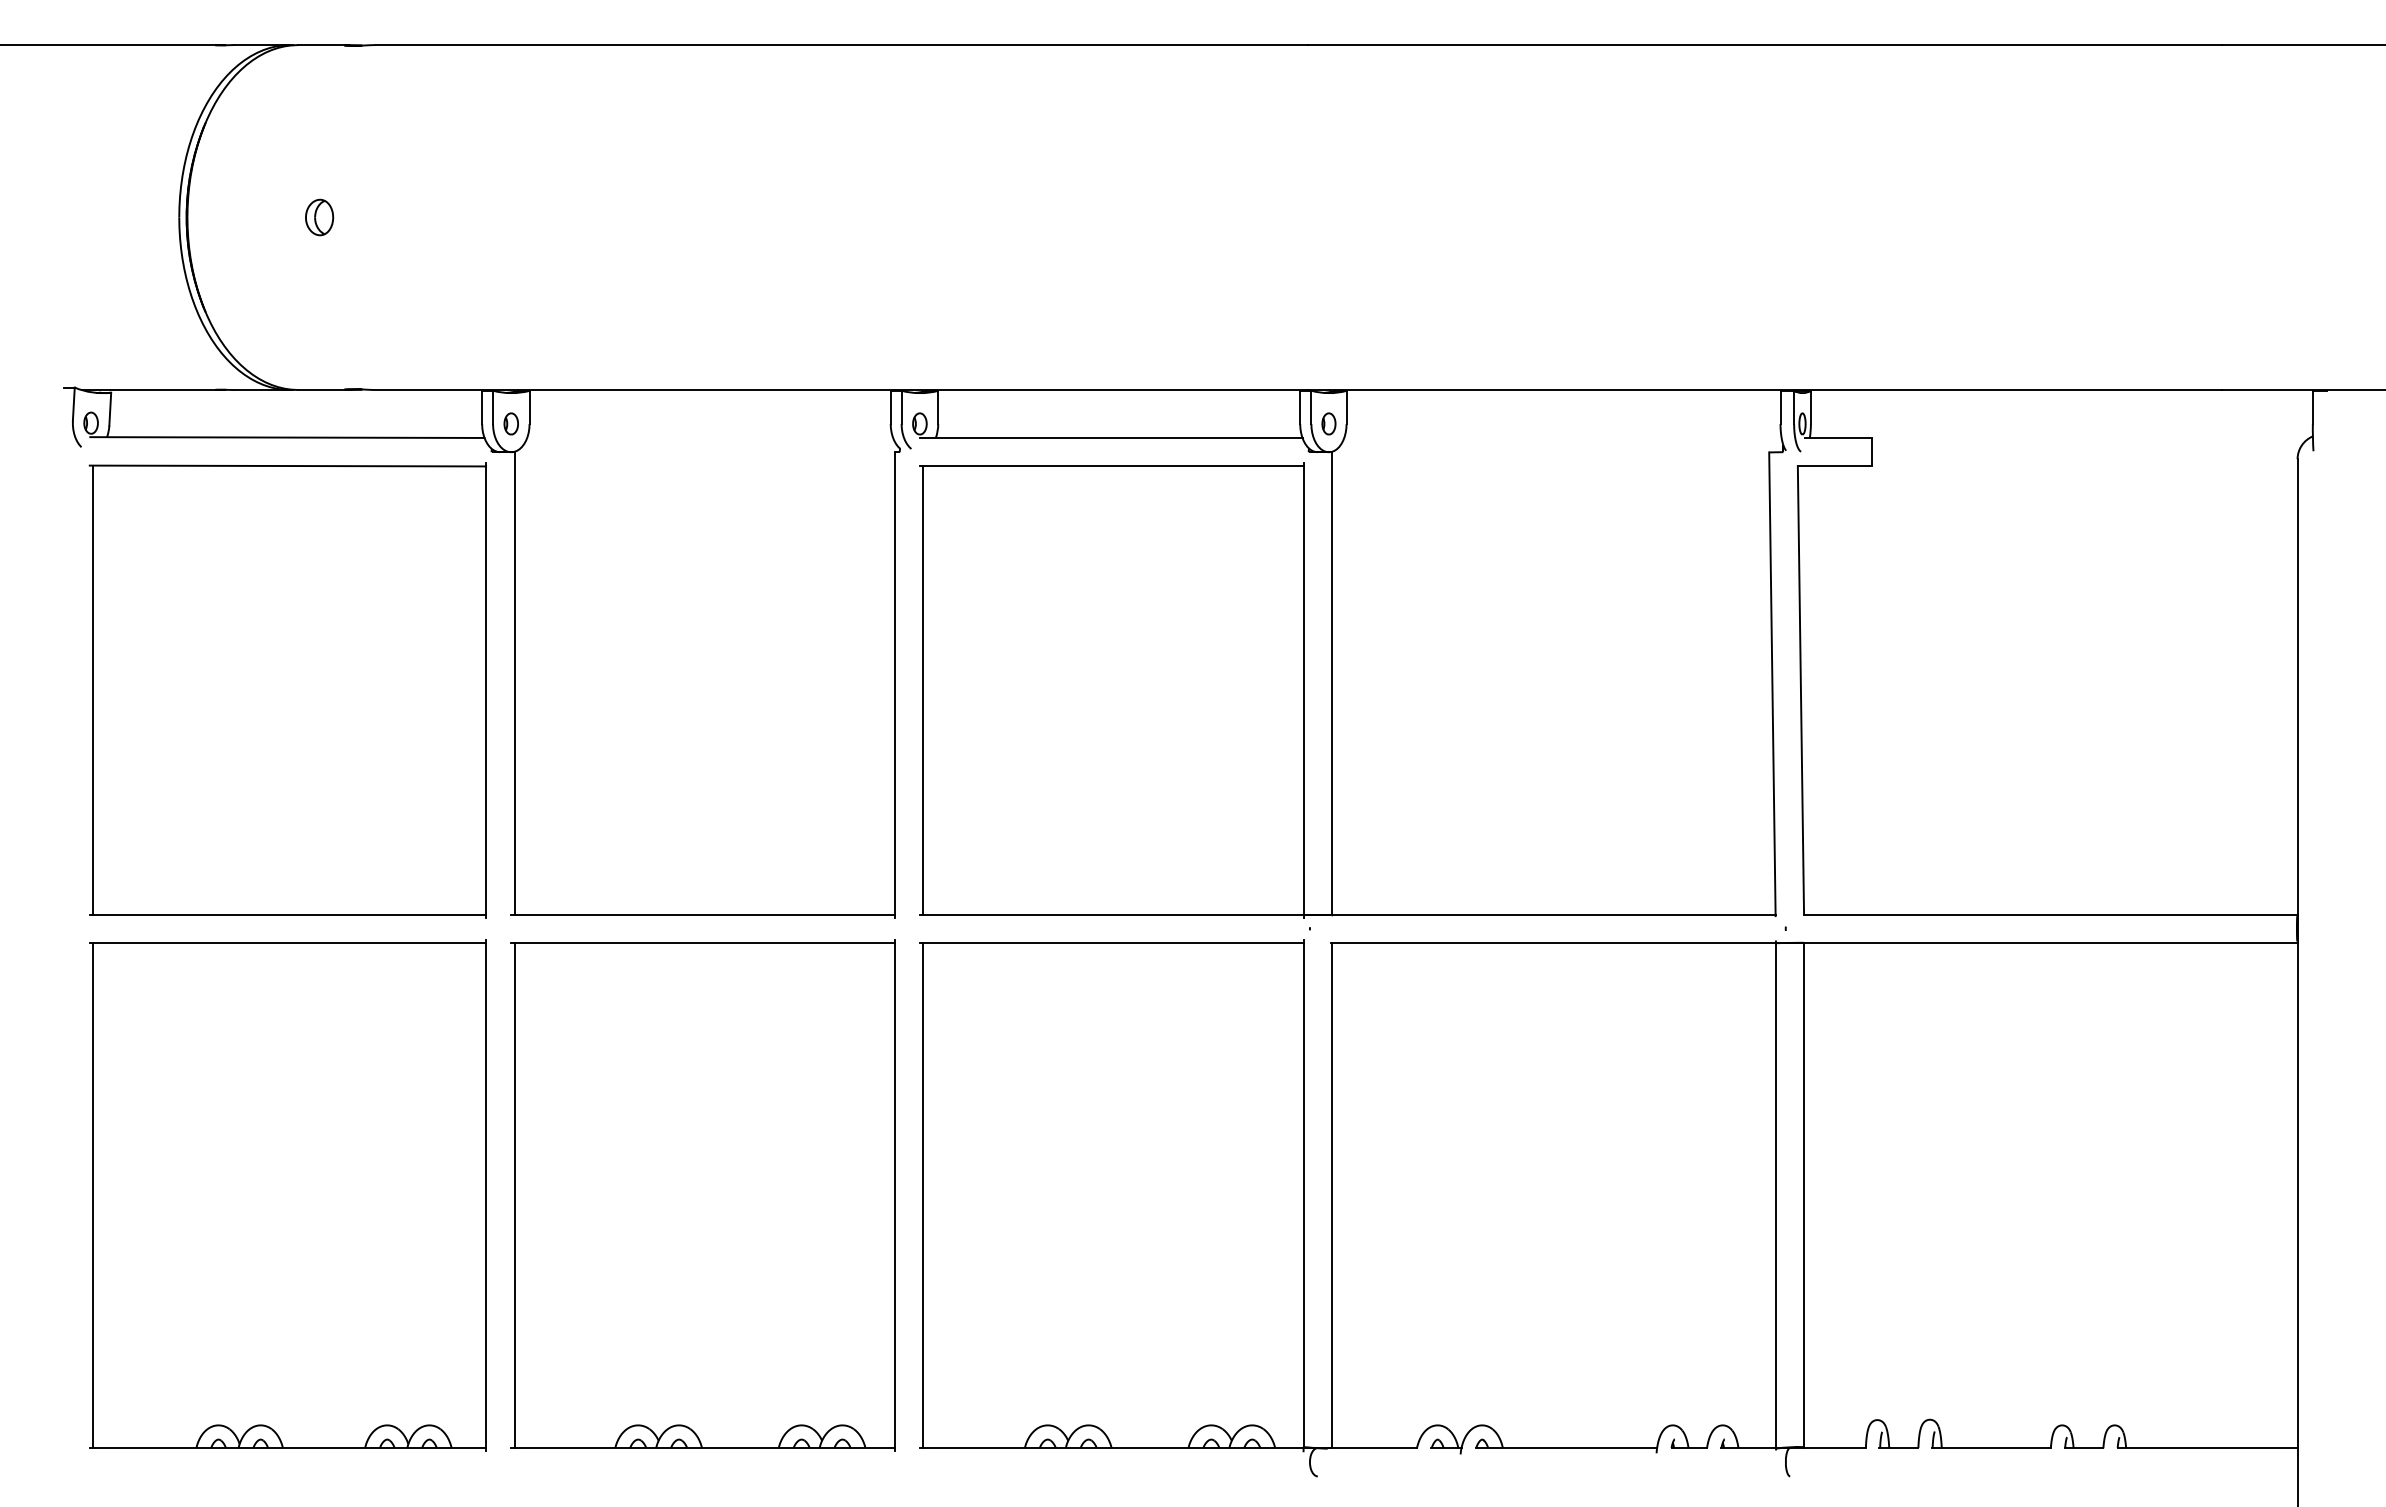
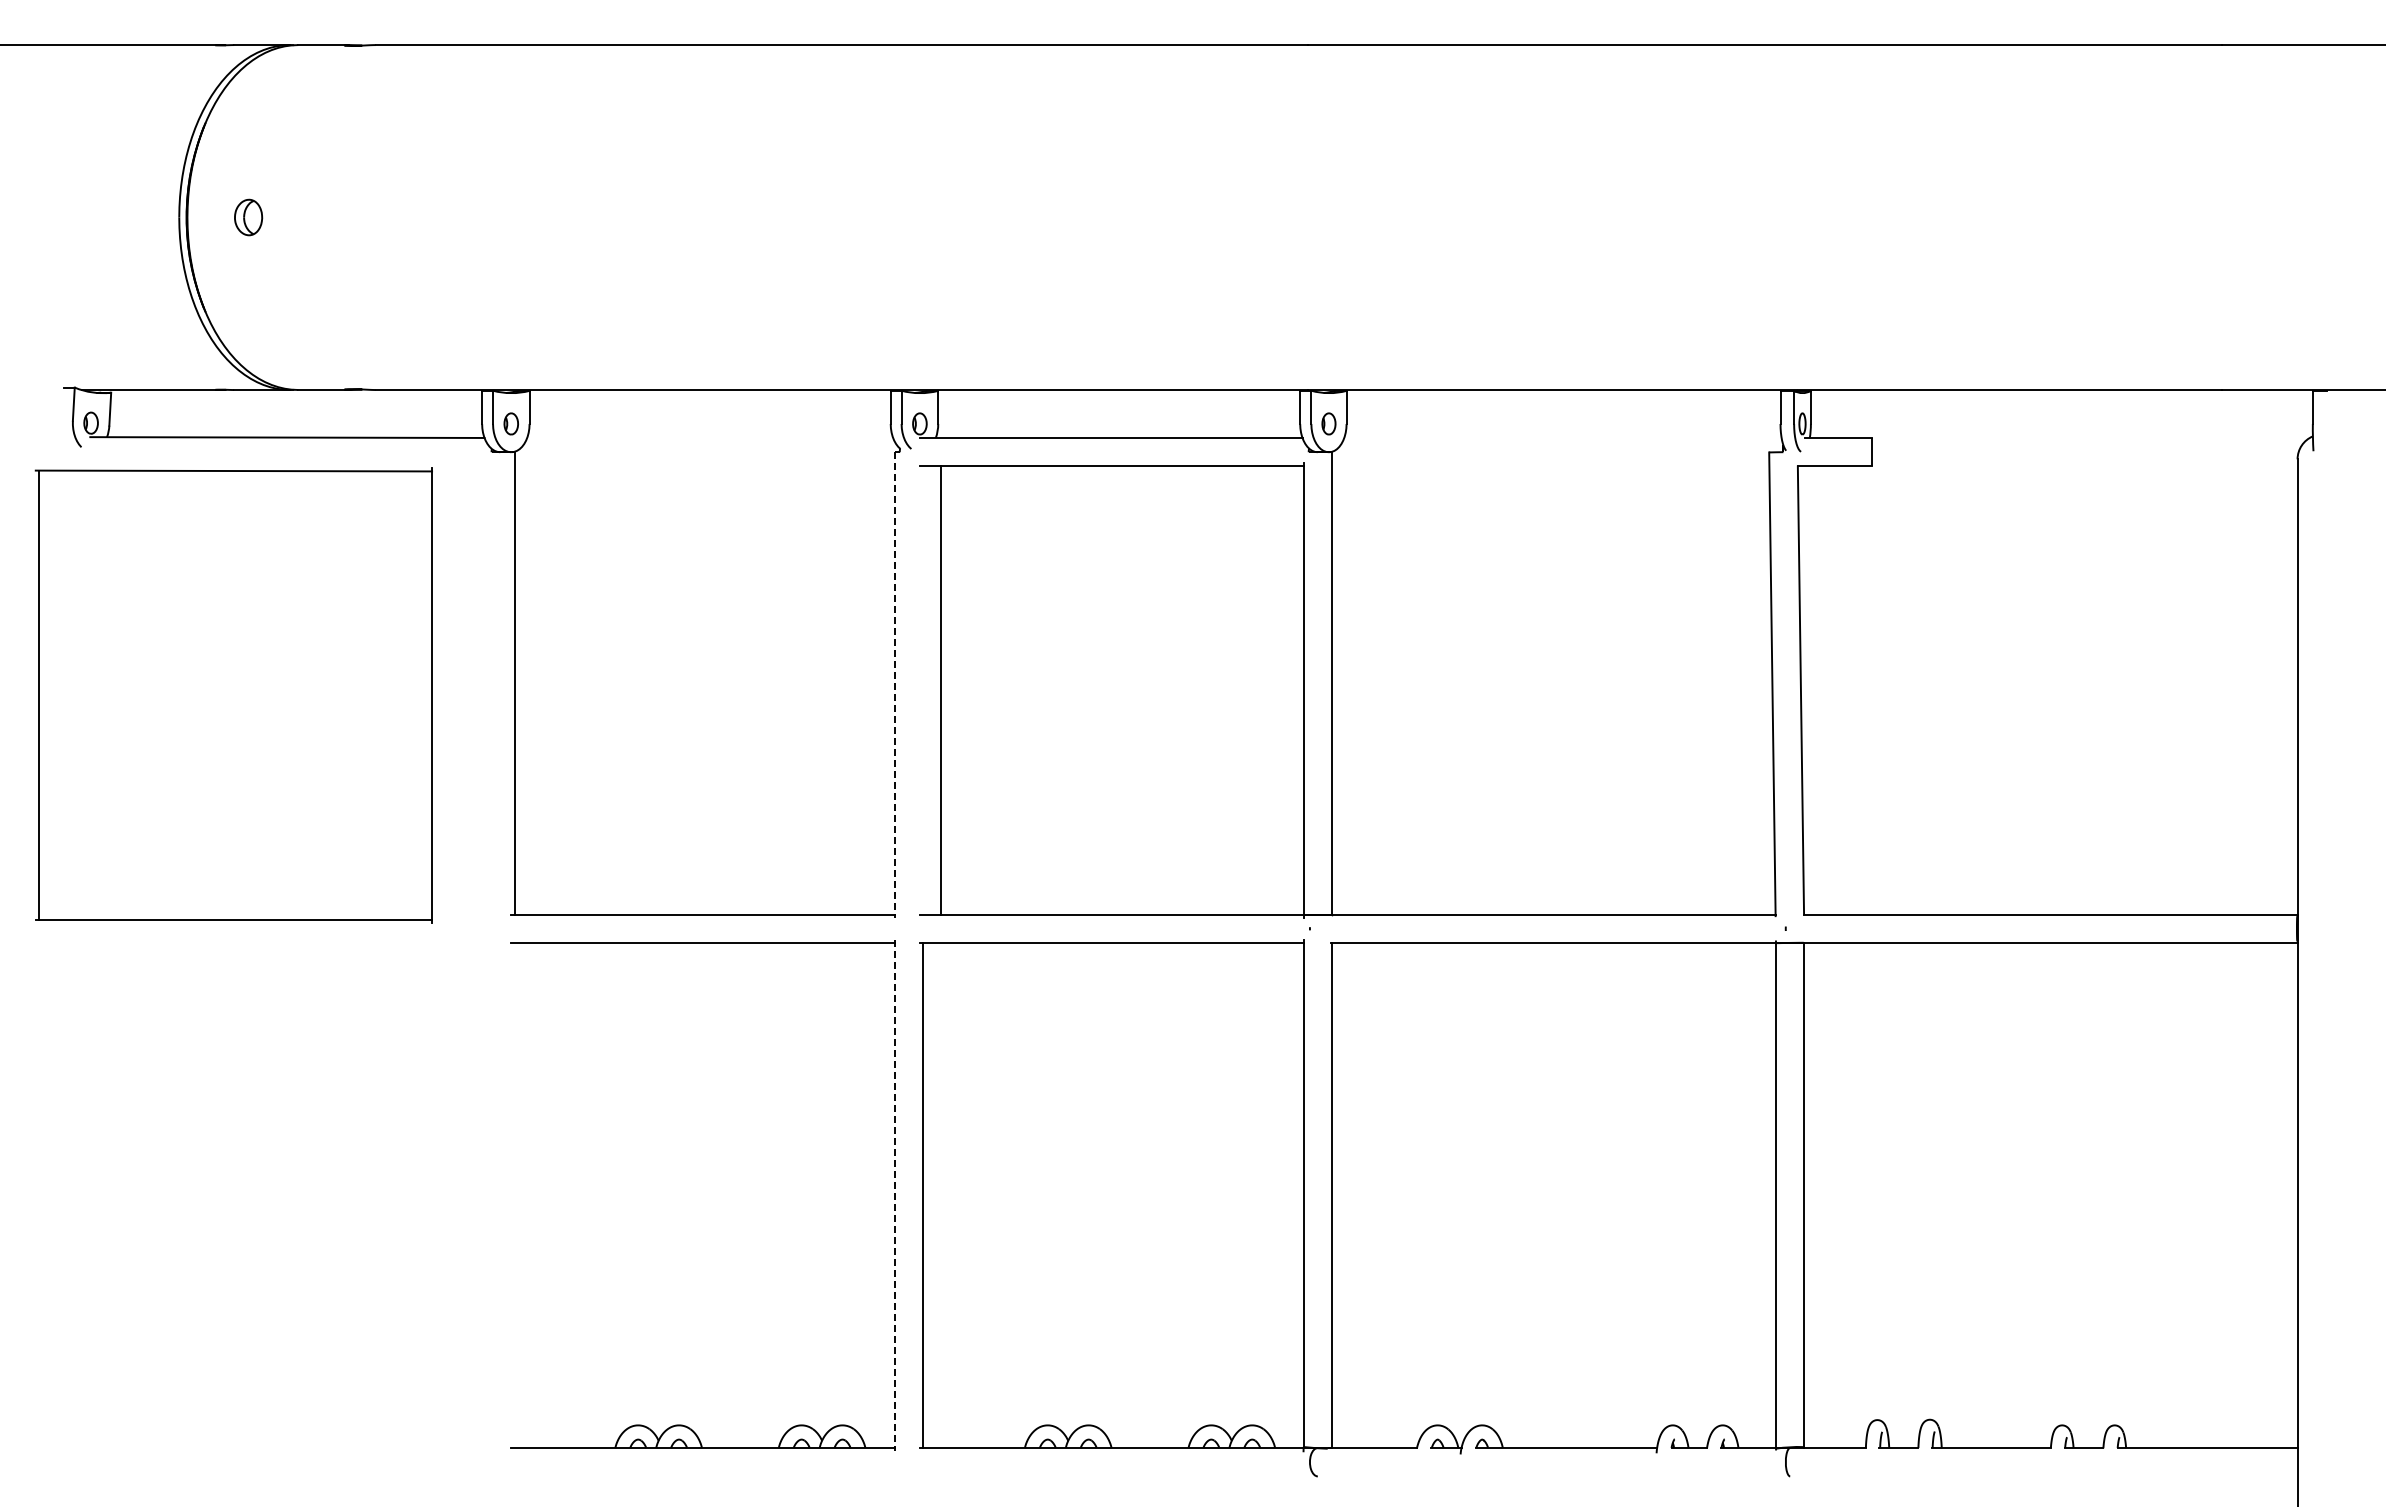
part position: (319, 217) -> (248, 217) (248, 217)
line: solid -> dashed (894, 685)
part position: (287, 690) -> (233, 695) (233, 695)
line position: (923, 690) -> (941, 690) (941, 690)
part: present -> none (287, 1195)
line: present -> none (514, 1195)
line: solid -> dashed (894, 1195)
